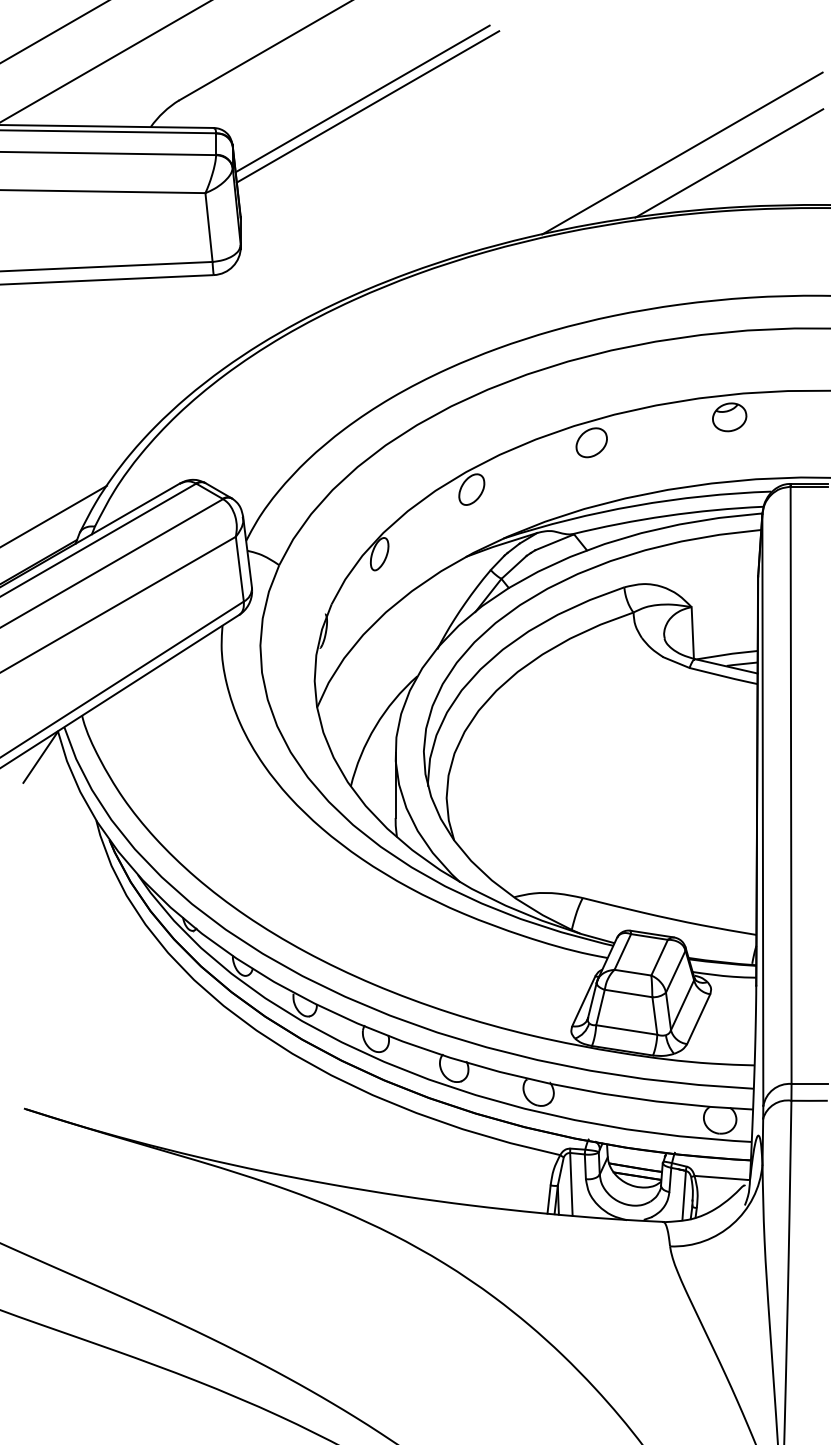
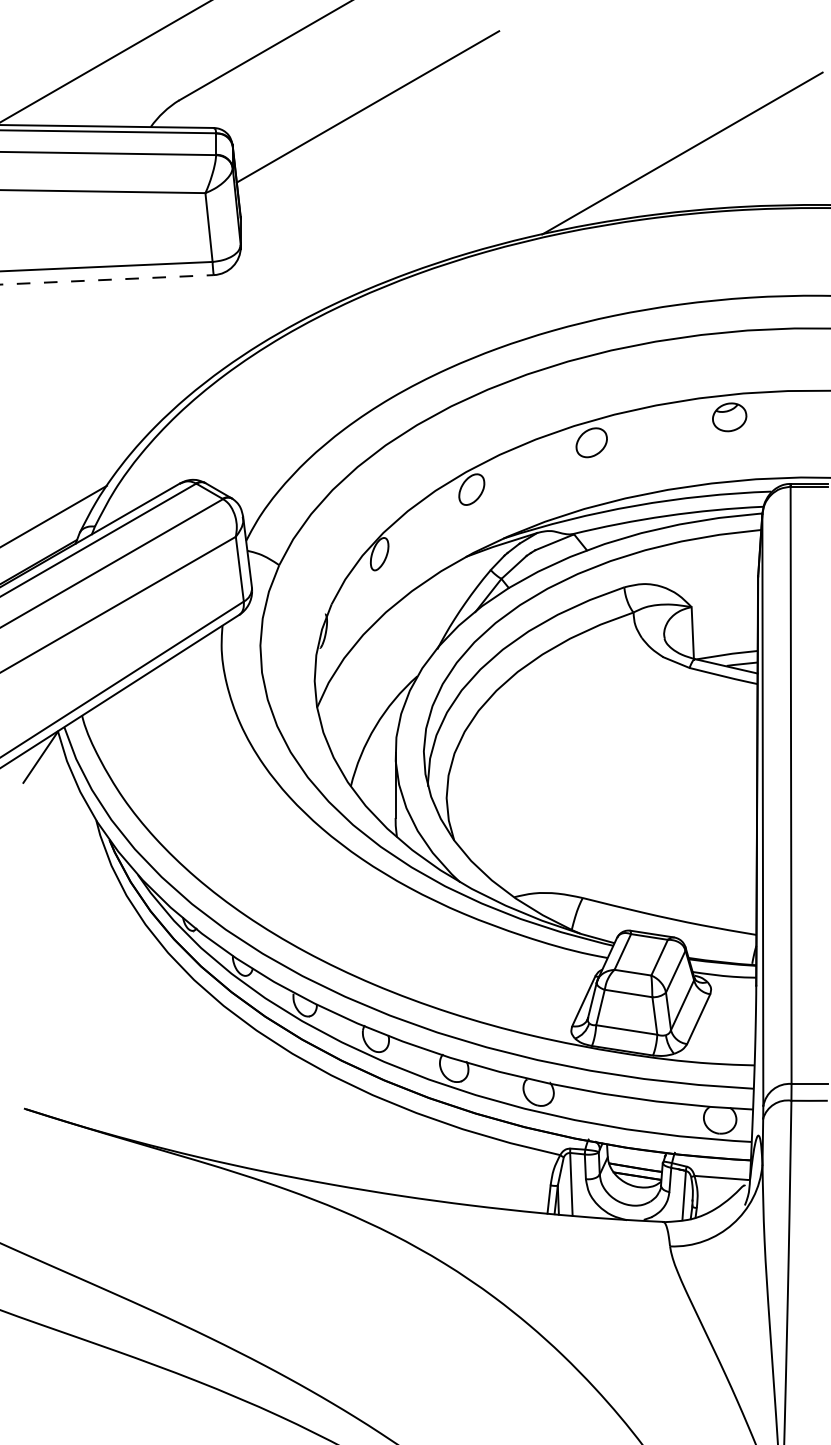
line: present -> none (54, 32)
line: present -> none (362, 98)
line: present -> none (729, 163)
line: solid -> dashed (107, 279)
